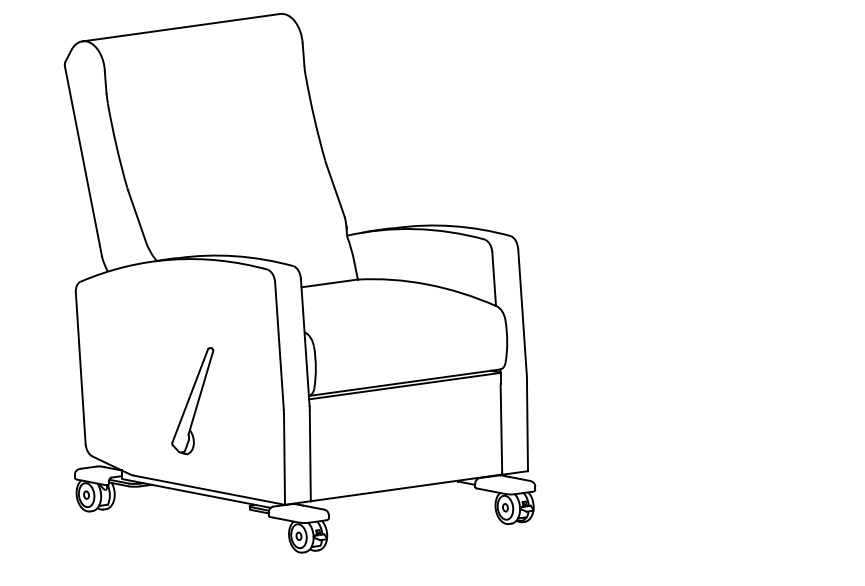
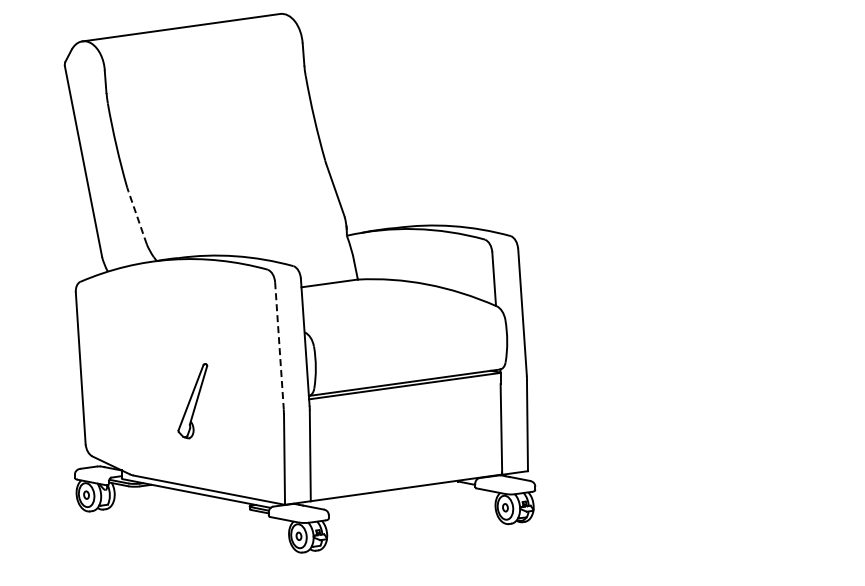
line: solid -> dashed (137, 217)
line: solid -> dashed (279, 345)
part size: 44x109 px -> 32x77 px (192, 401)
